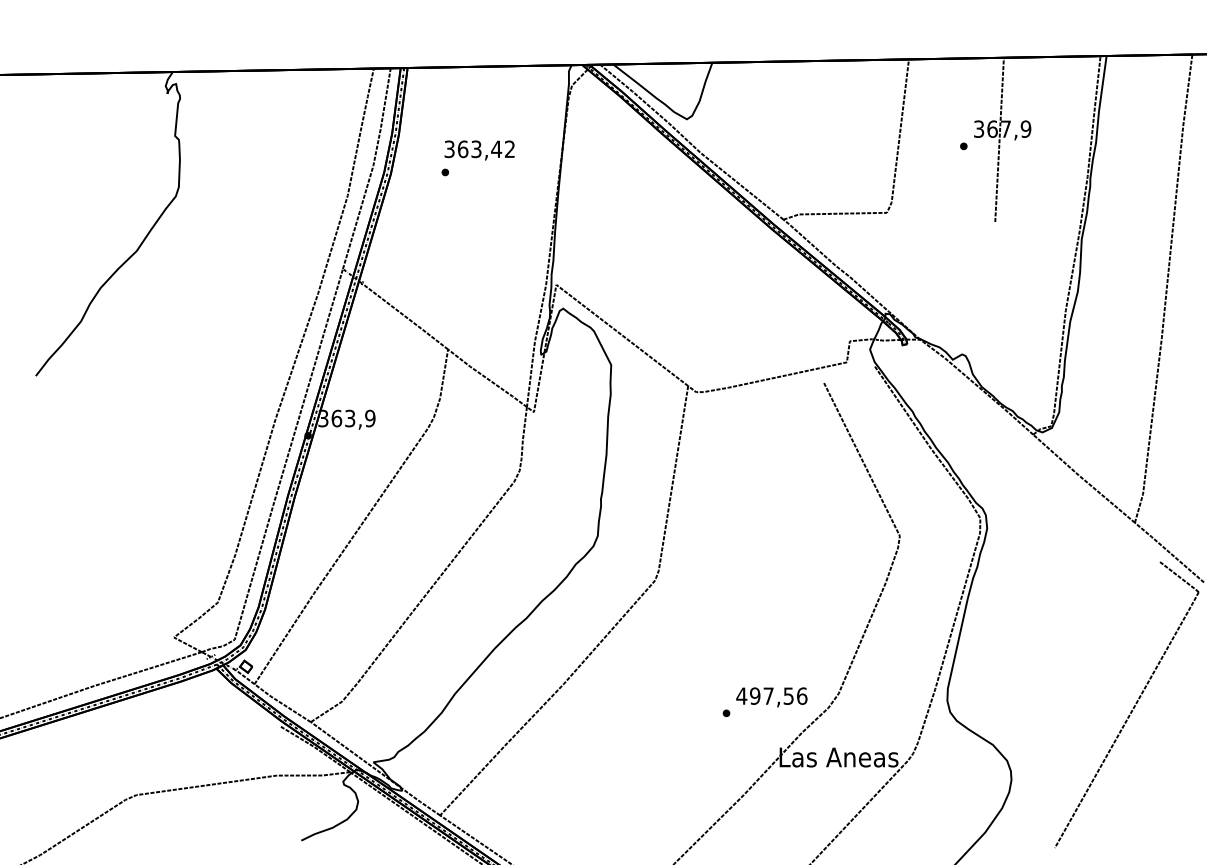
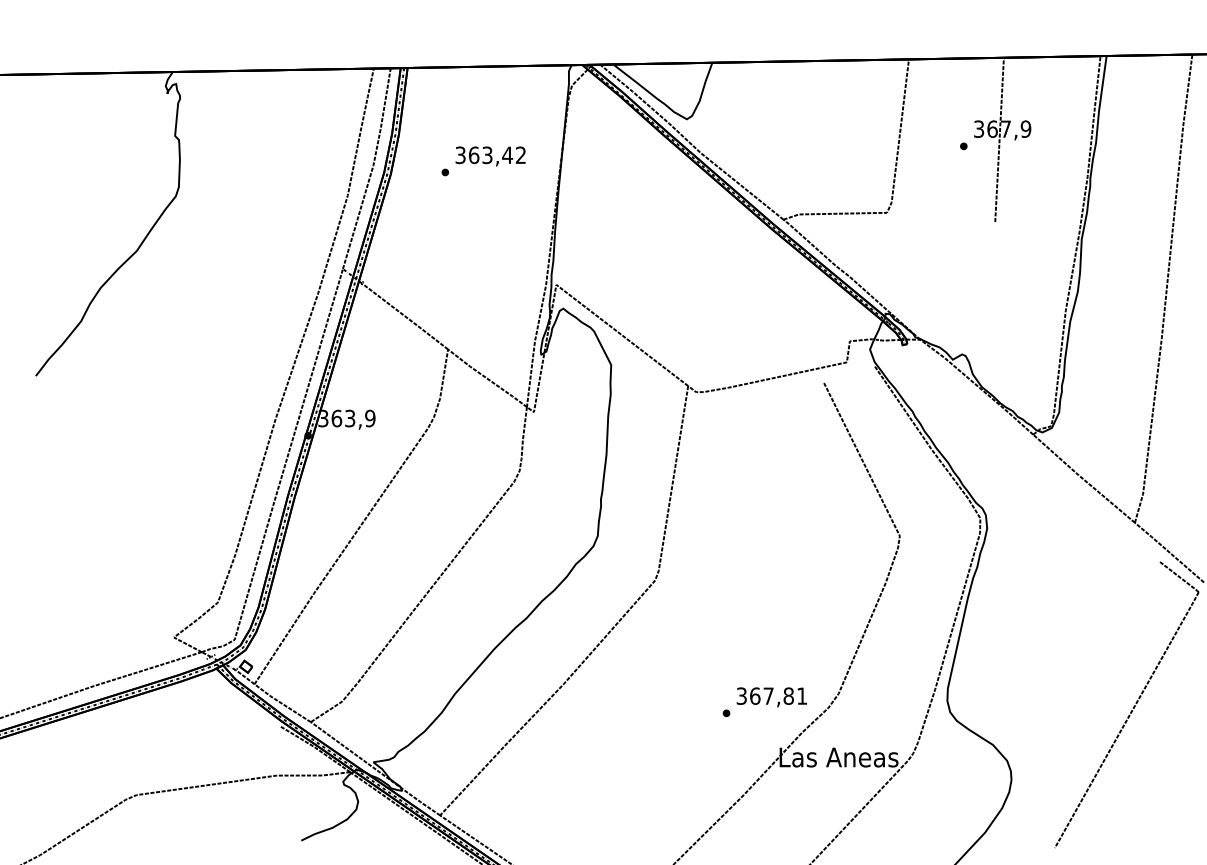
text position: (479, 150) -> (490, 156) (490, 156)
text: 497,56 -> 367,81 (771, 695)
